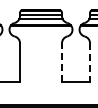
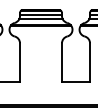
line: dashed -> solid (62, 62)
line: dashed -> solid (90, 63)
